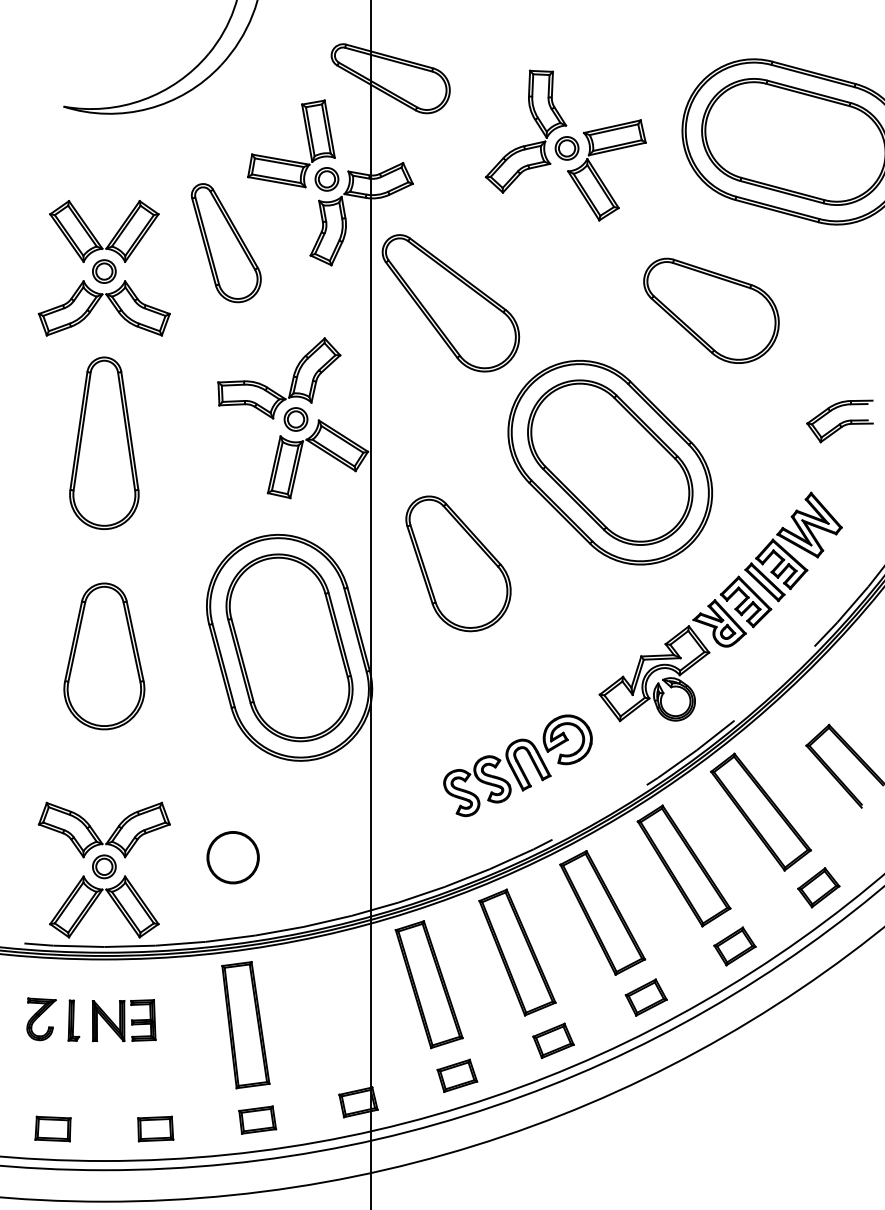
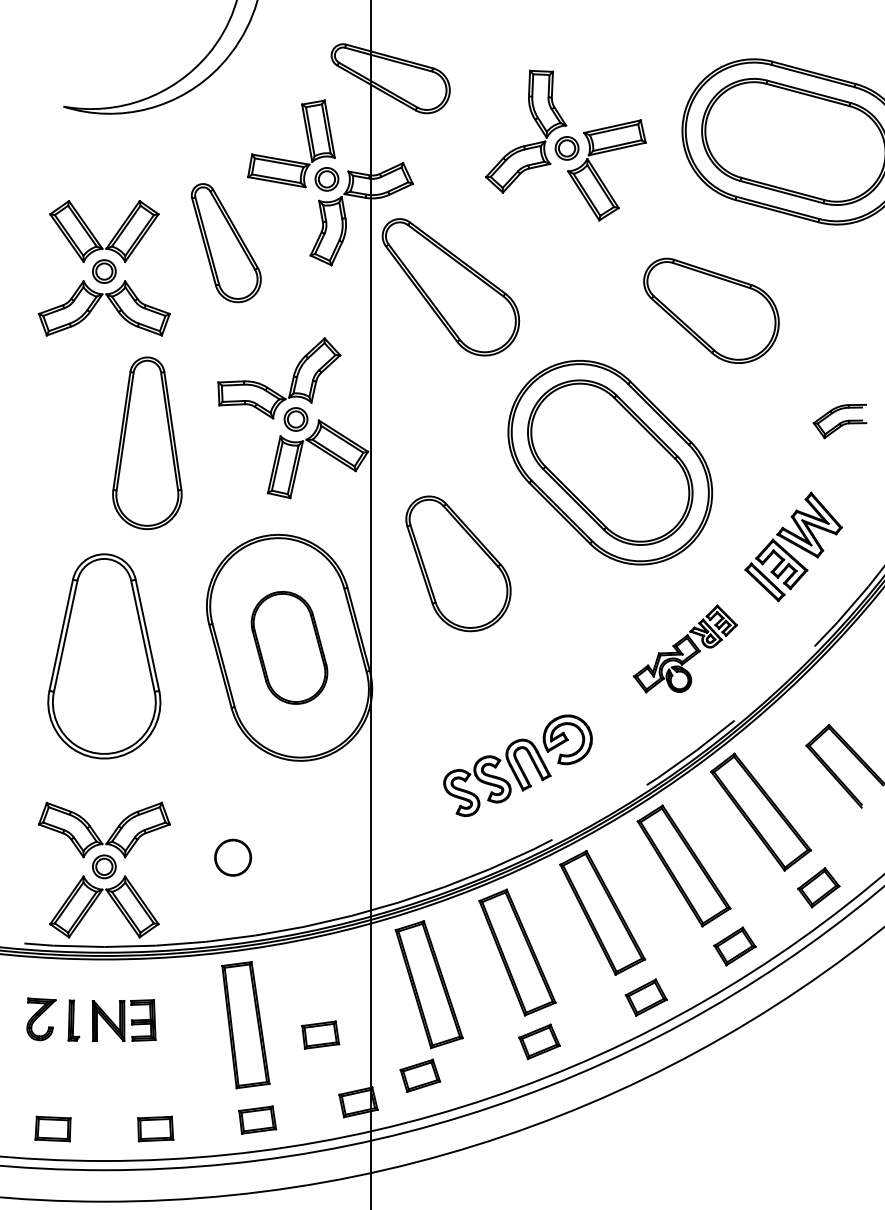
part position: (450, 303) -> (450, 287) (450, 287)
part size: 68x45 px -> 56x37 px (839, 421)
part position: (104, 442) -> (147, 442) (147, 442)
part size: 129x190 px -> 79x114 px (289, 647)
part size: 175x148 px -> 105x90 px (685, 648)
part size: 83x149 px -> 115x207 px (104, 656)
circle size: 54x54 px -> 38x39 px (232, 857)
part: none -> present (320, 1034)
part position: (553, 1040) -> (539, 1041) (539, 1041)
part position: (457, 1075) -> (420, 1075) (420, 1075)
